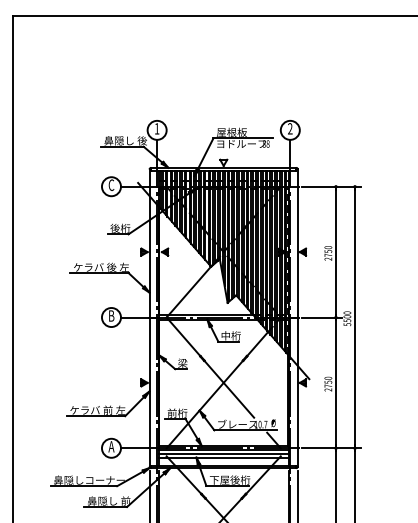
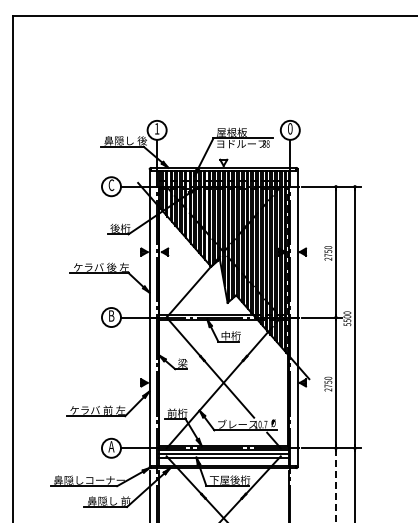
text: 2 -> 0 (290, 128)
line: solid -> dashed (335, 486)
line: present -> none (297, 495)
